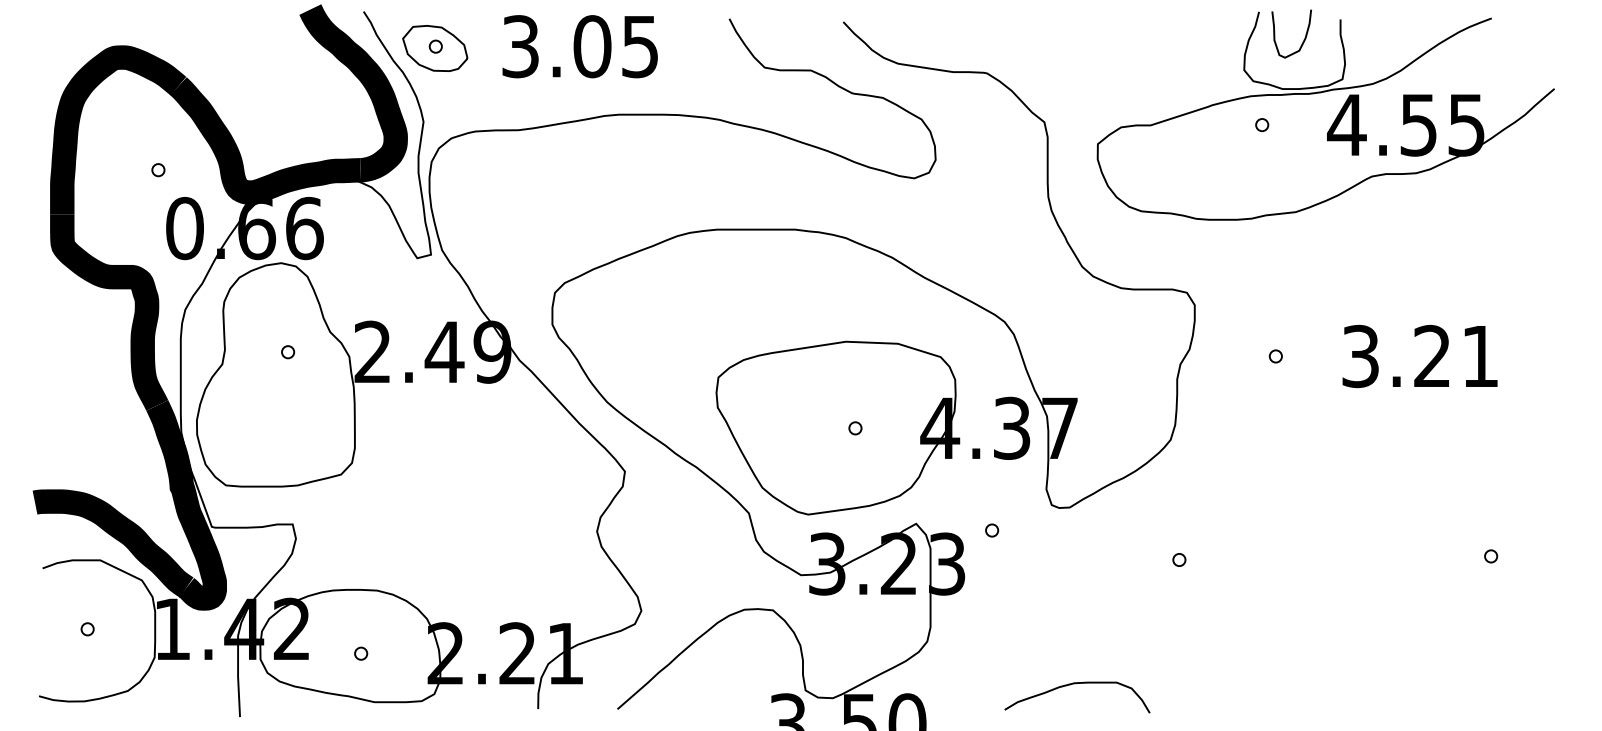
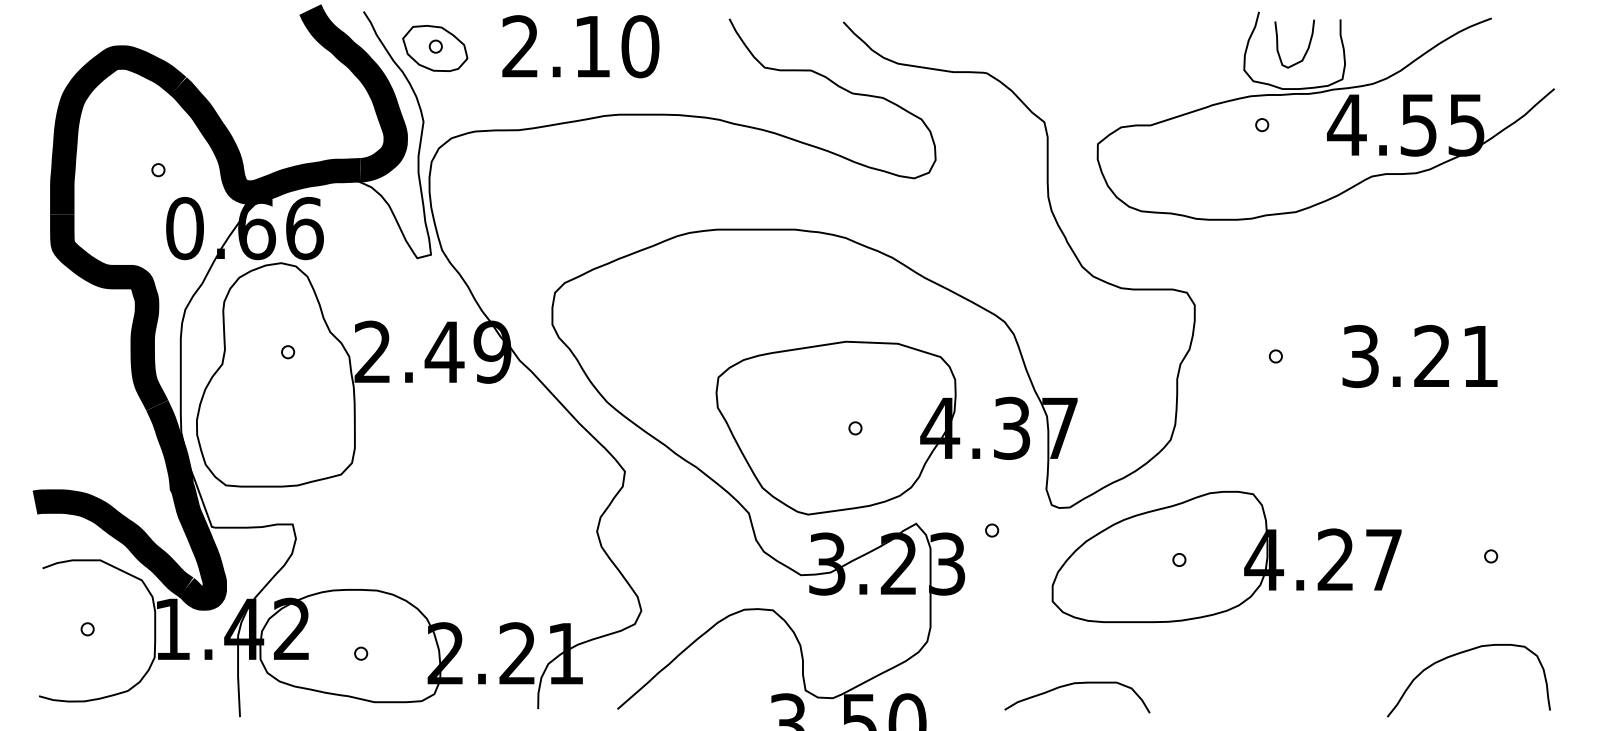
curve position: (1303, 39) -> (1306, 49) (1306, 49)
text: 3.05 -> 2.10 (580, 46)
part: none -> present (1226, 556)
curve: none -> present (1459, 654)
